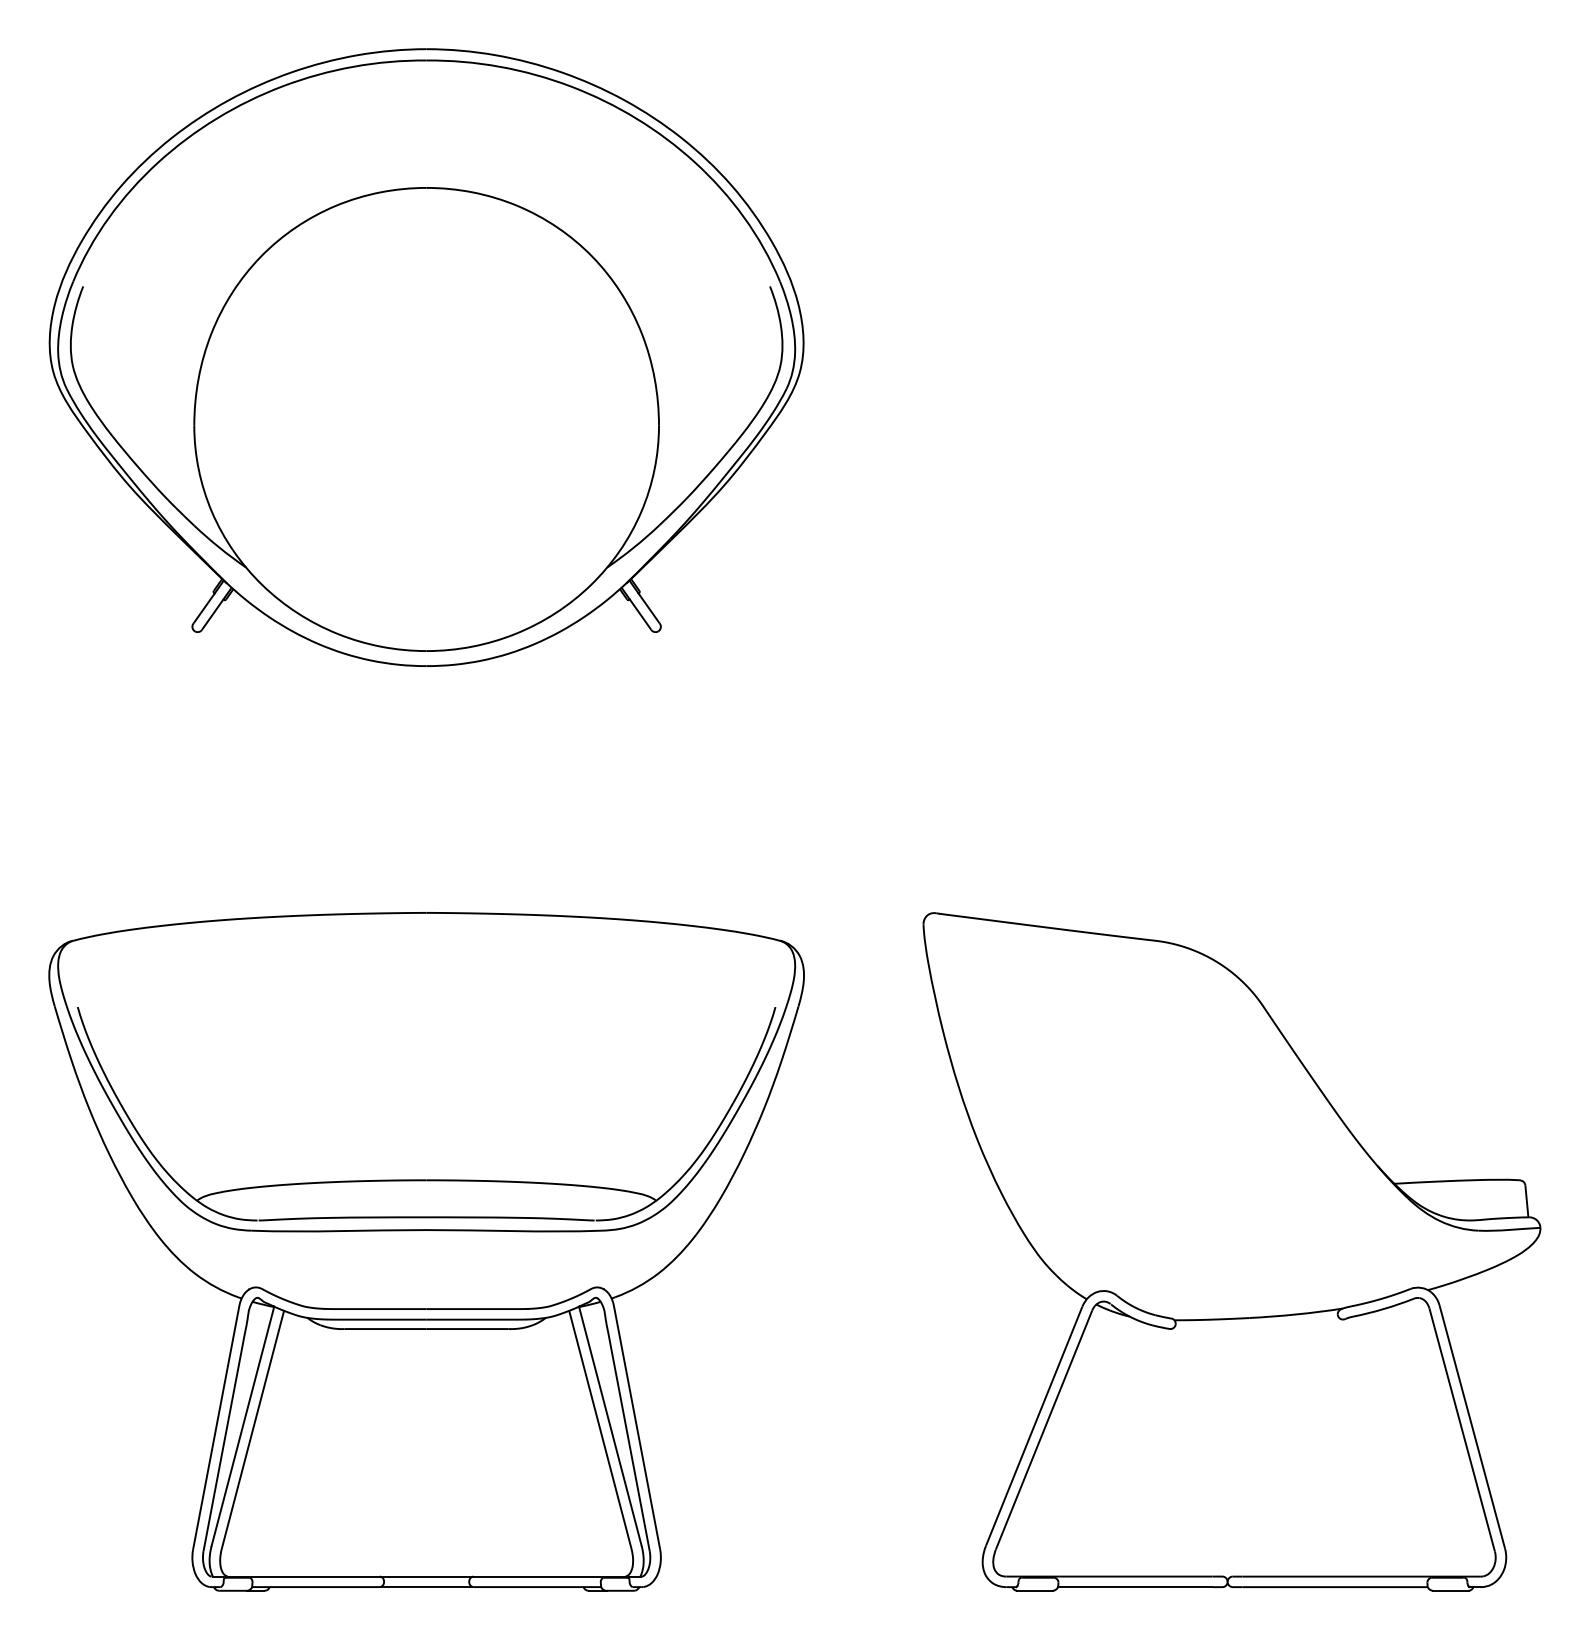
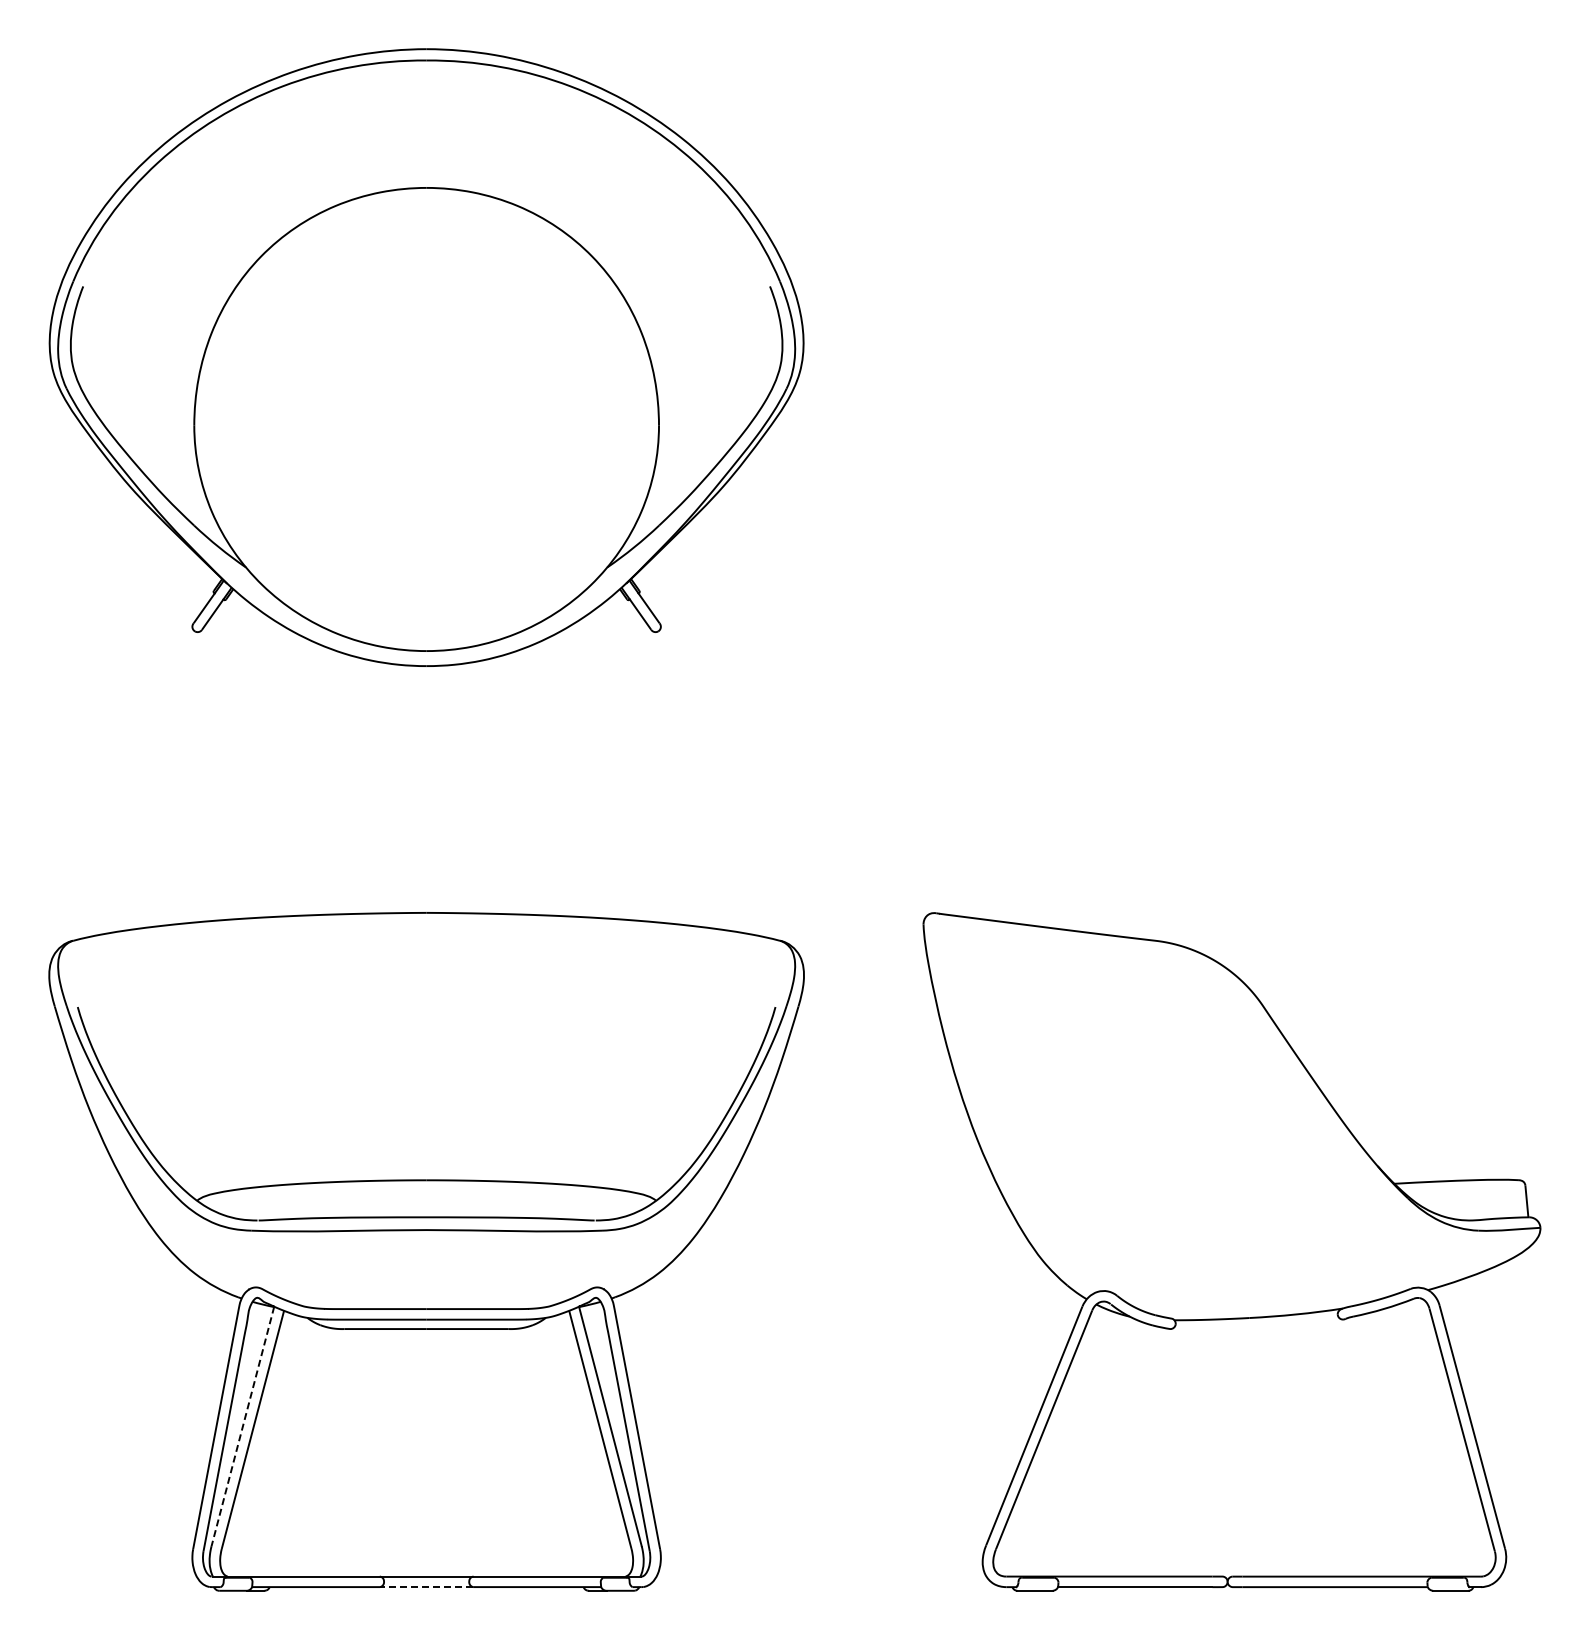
line: solid -> dashed (242, 1426)
line: solid -> dashed (426, 1587)
